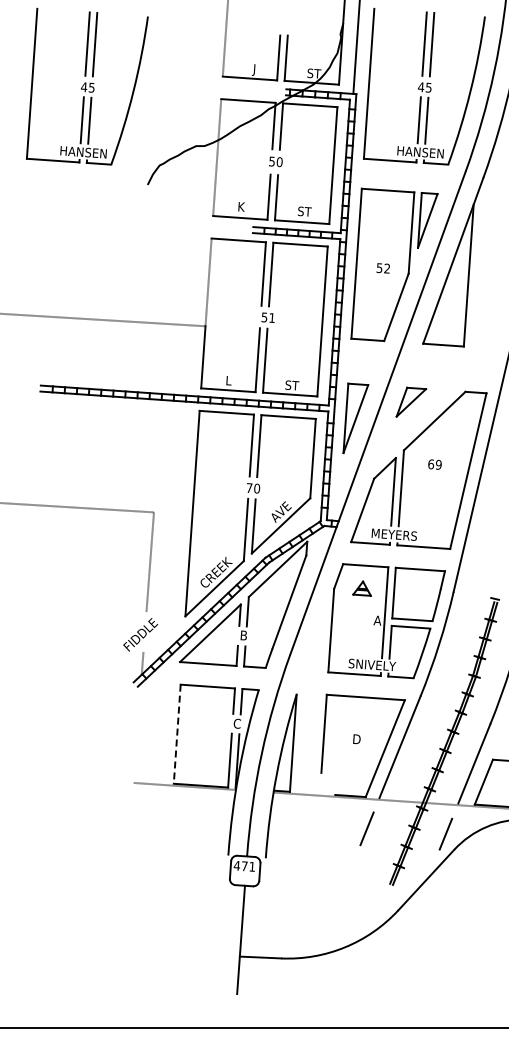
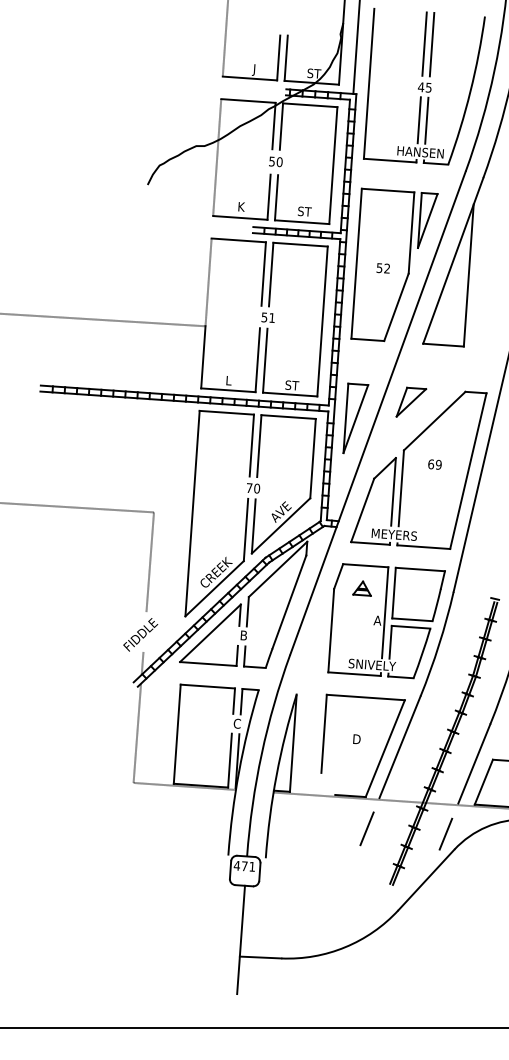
part: present -> none (87, 86)
line: none -> present (137, 732)
line: dashed -> solid (177, 734)
